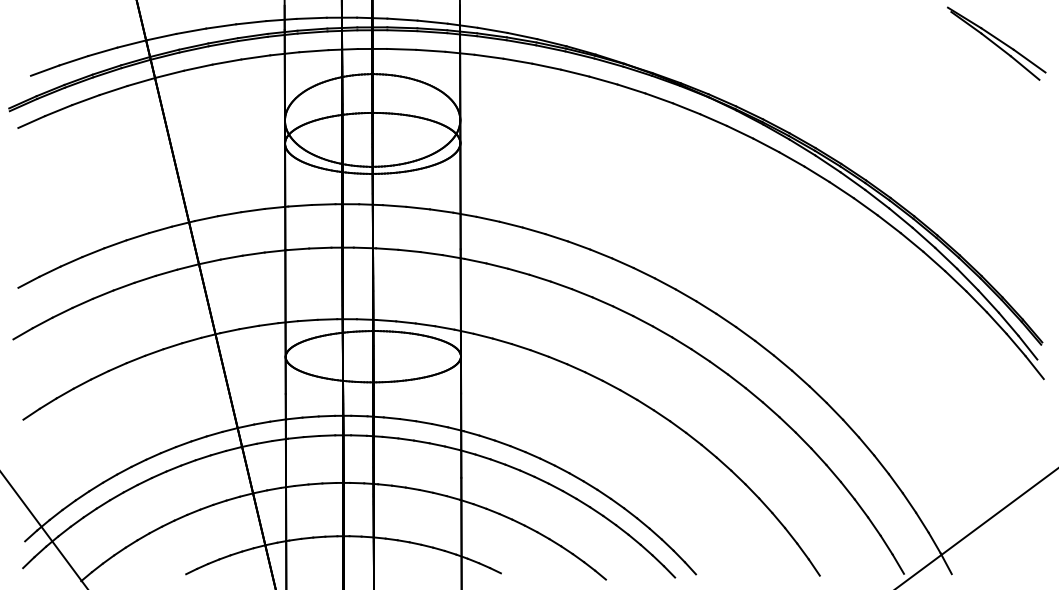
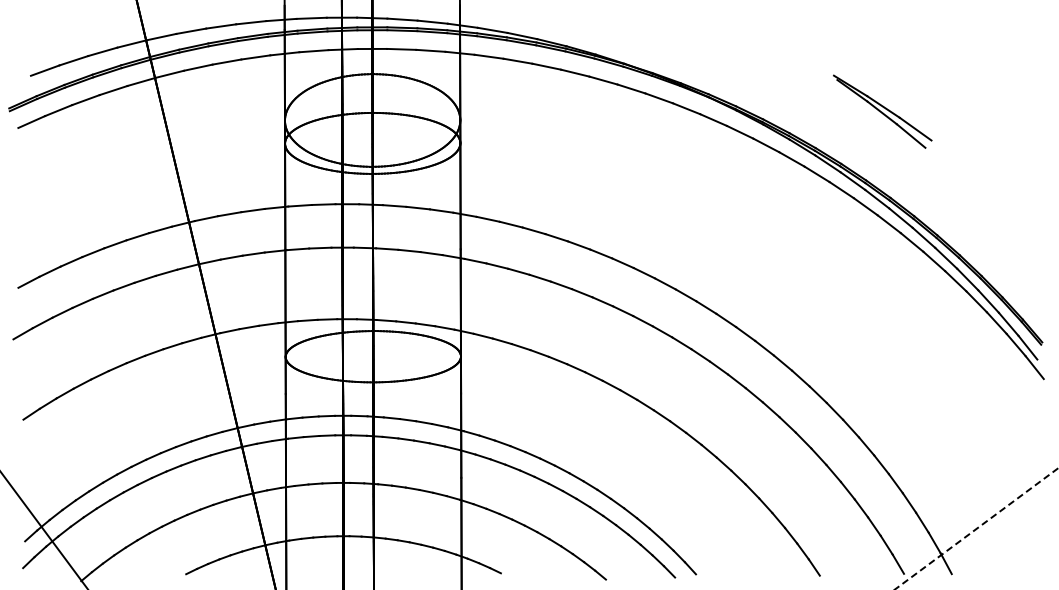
part position: (996, 43) -> (882, 111) (882, 111)
line: solid -> dashed (976, 528)
